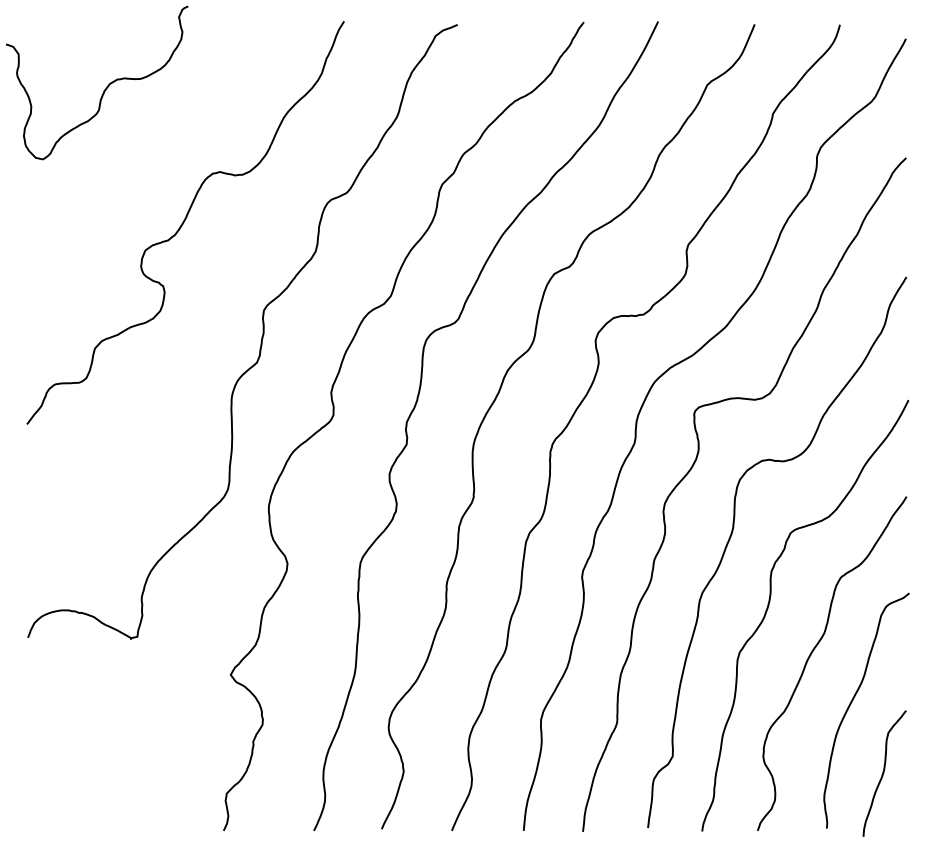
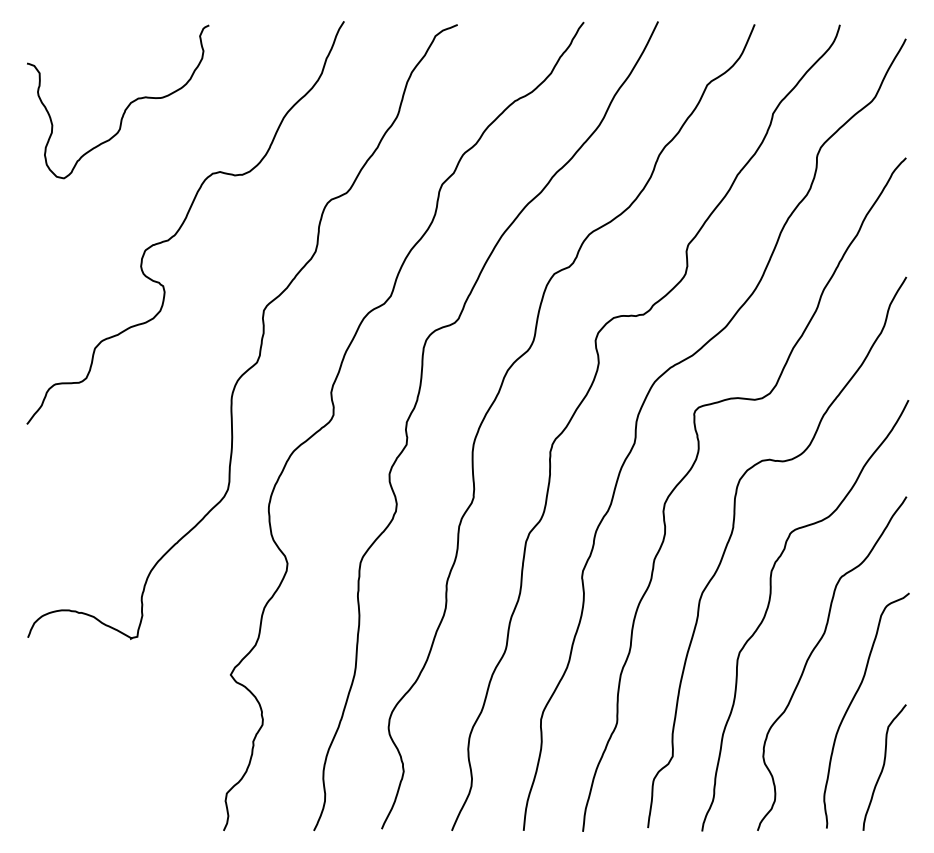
curve position: (106, 86) -> (127, 105) (127, 105)
curve position: (884, 773) -> (884, 767) (884, 767)
